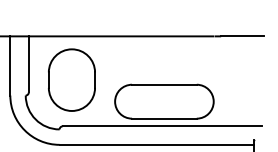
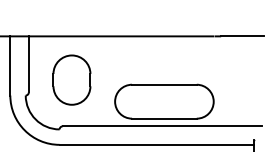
part size: 48x64 px -> 40x52 px (71, 79)
